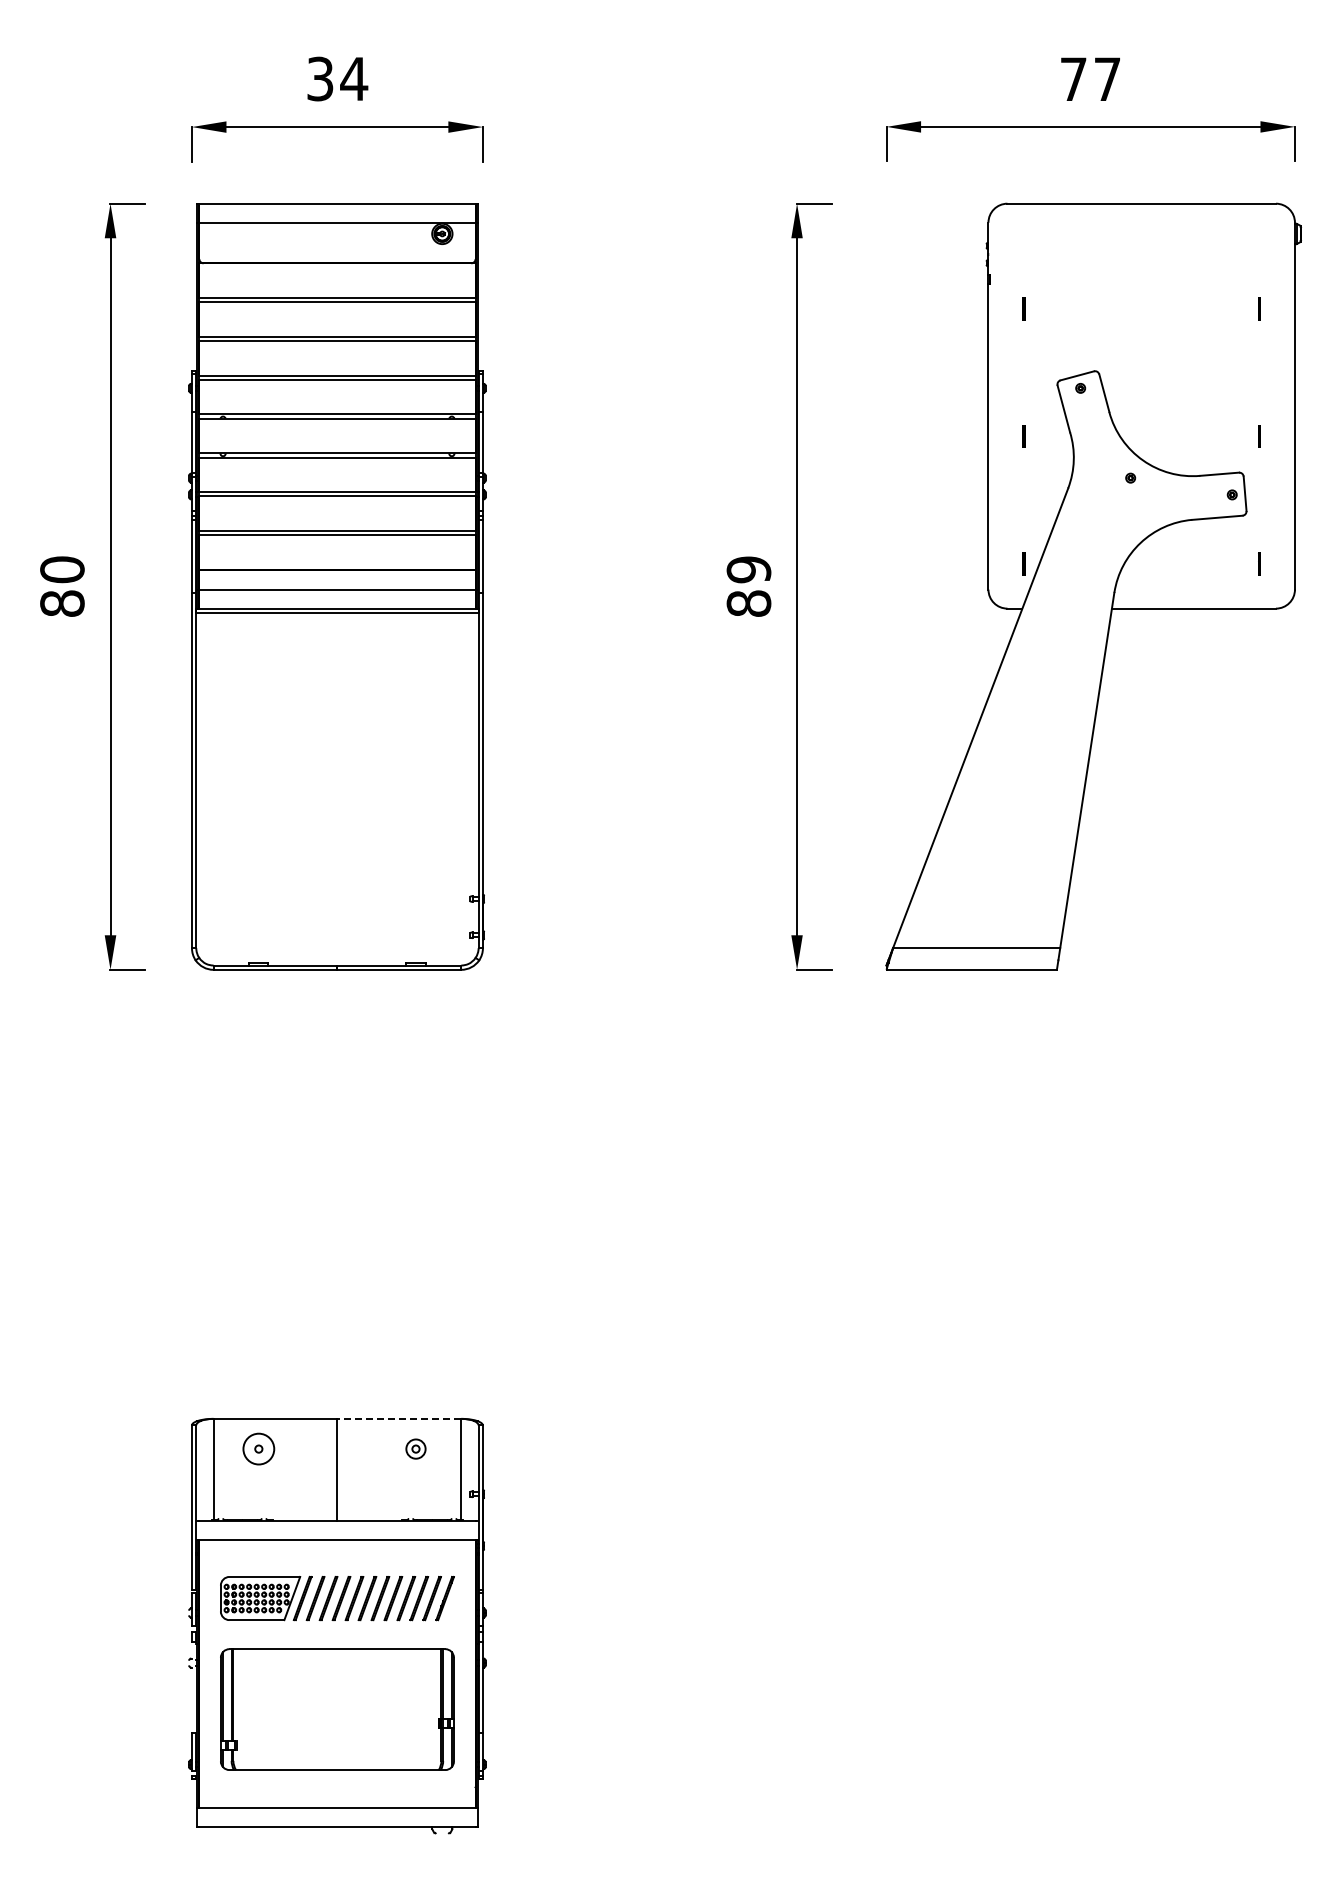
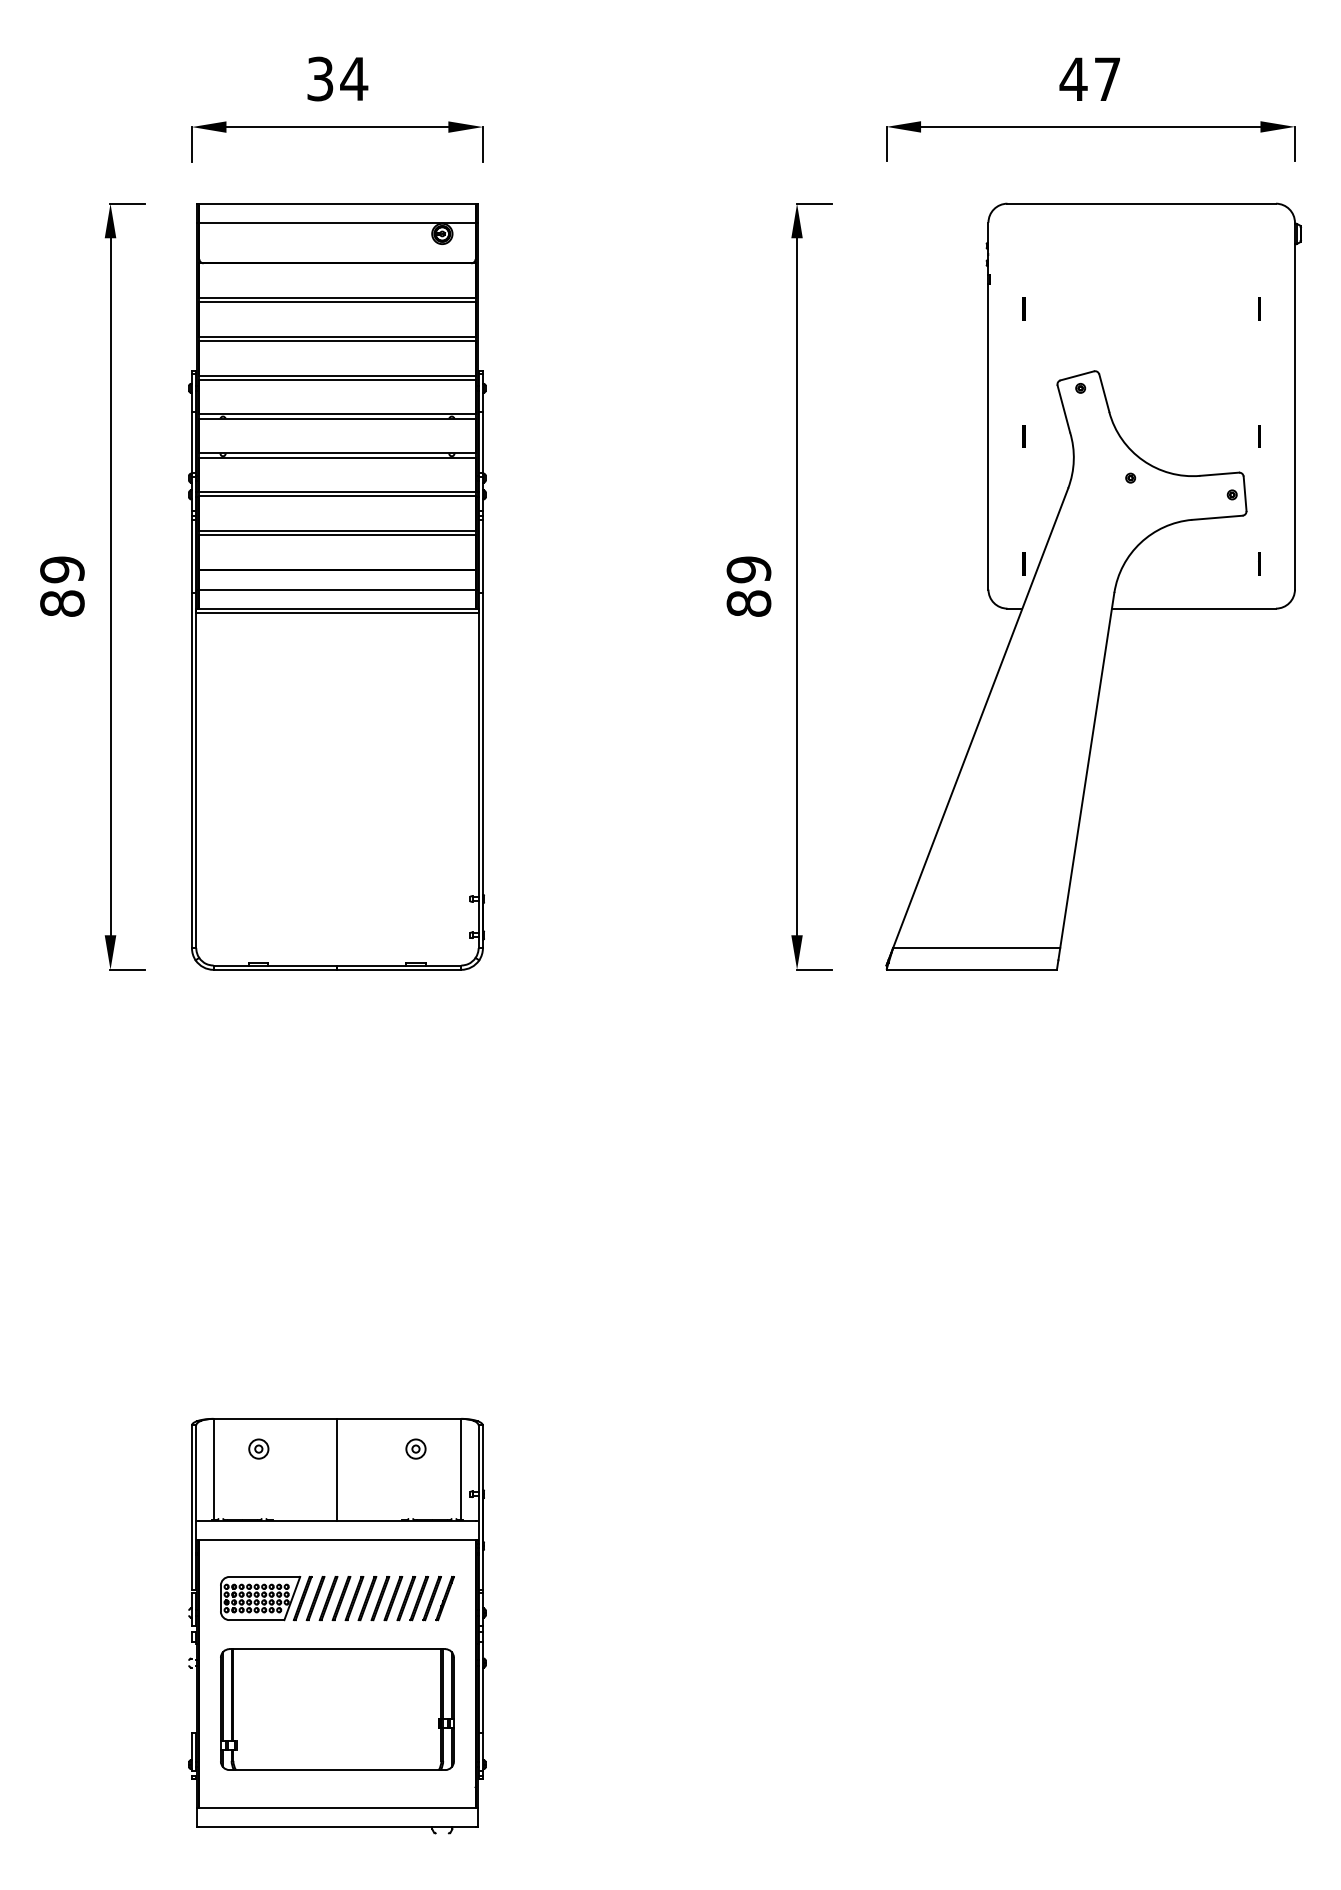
text: 77 -> 47 (1073, 78)
text: 80 -> 89 (62, 569)
line: dashed -> solid (399, 1418)
circle diameter: 31 px -> 19 px (258, 1448)
